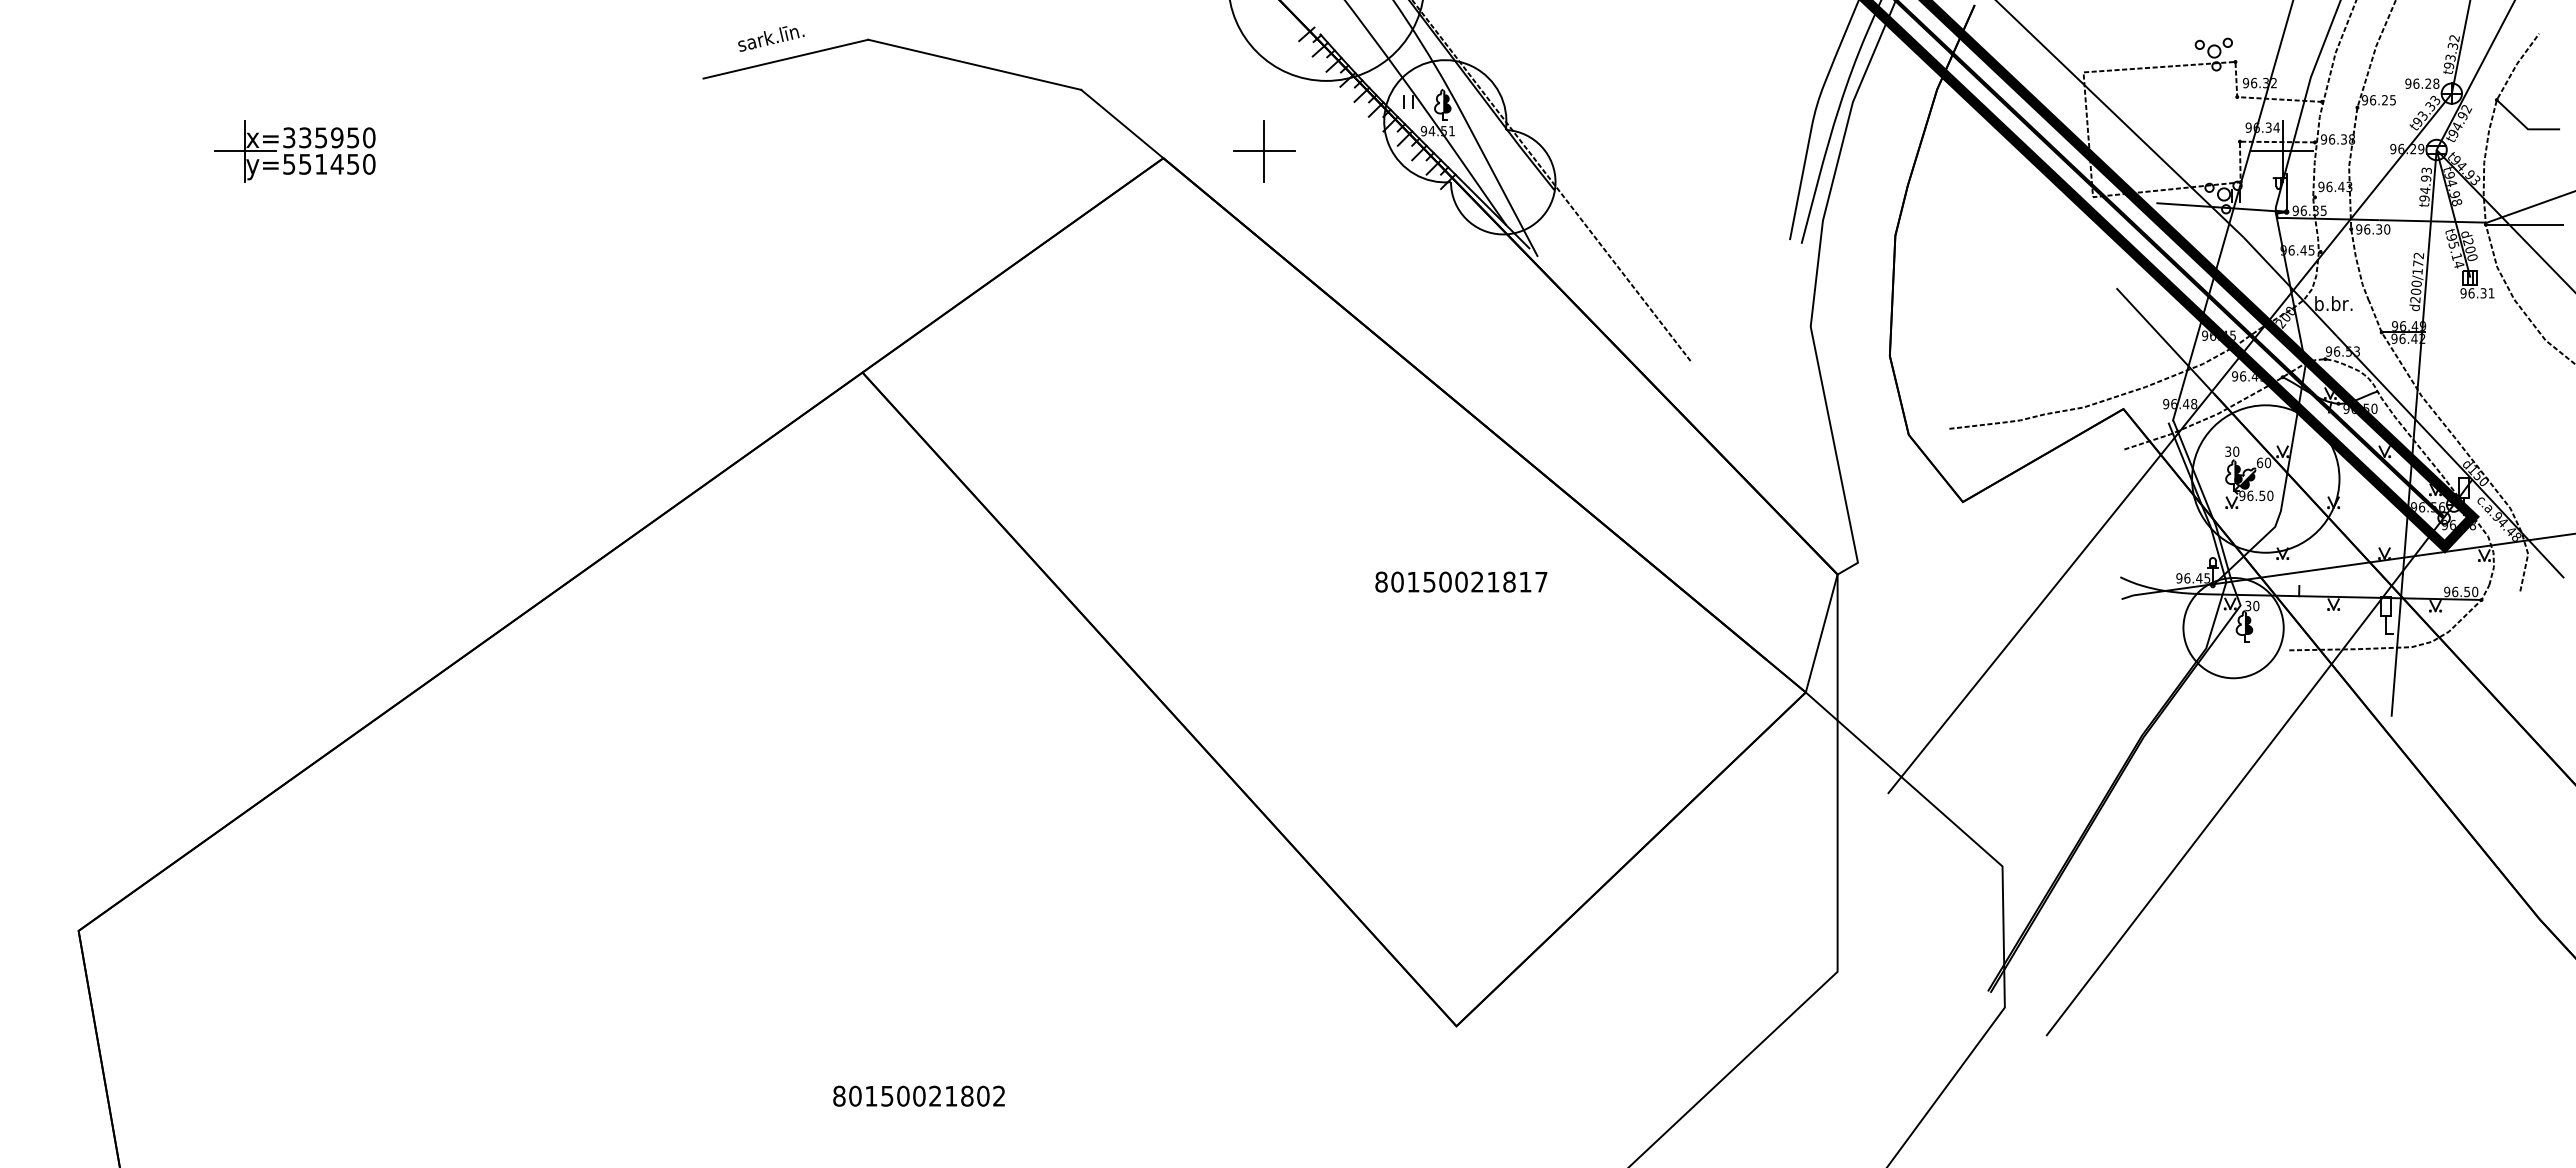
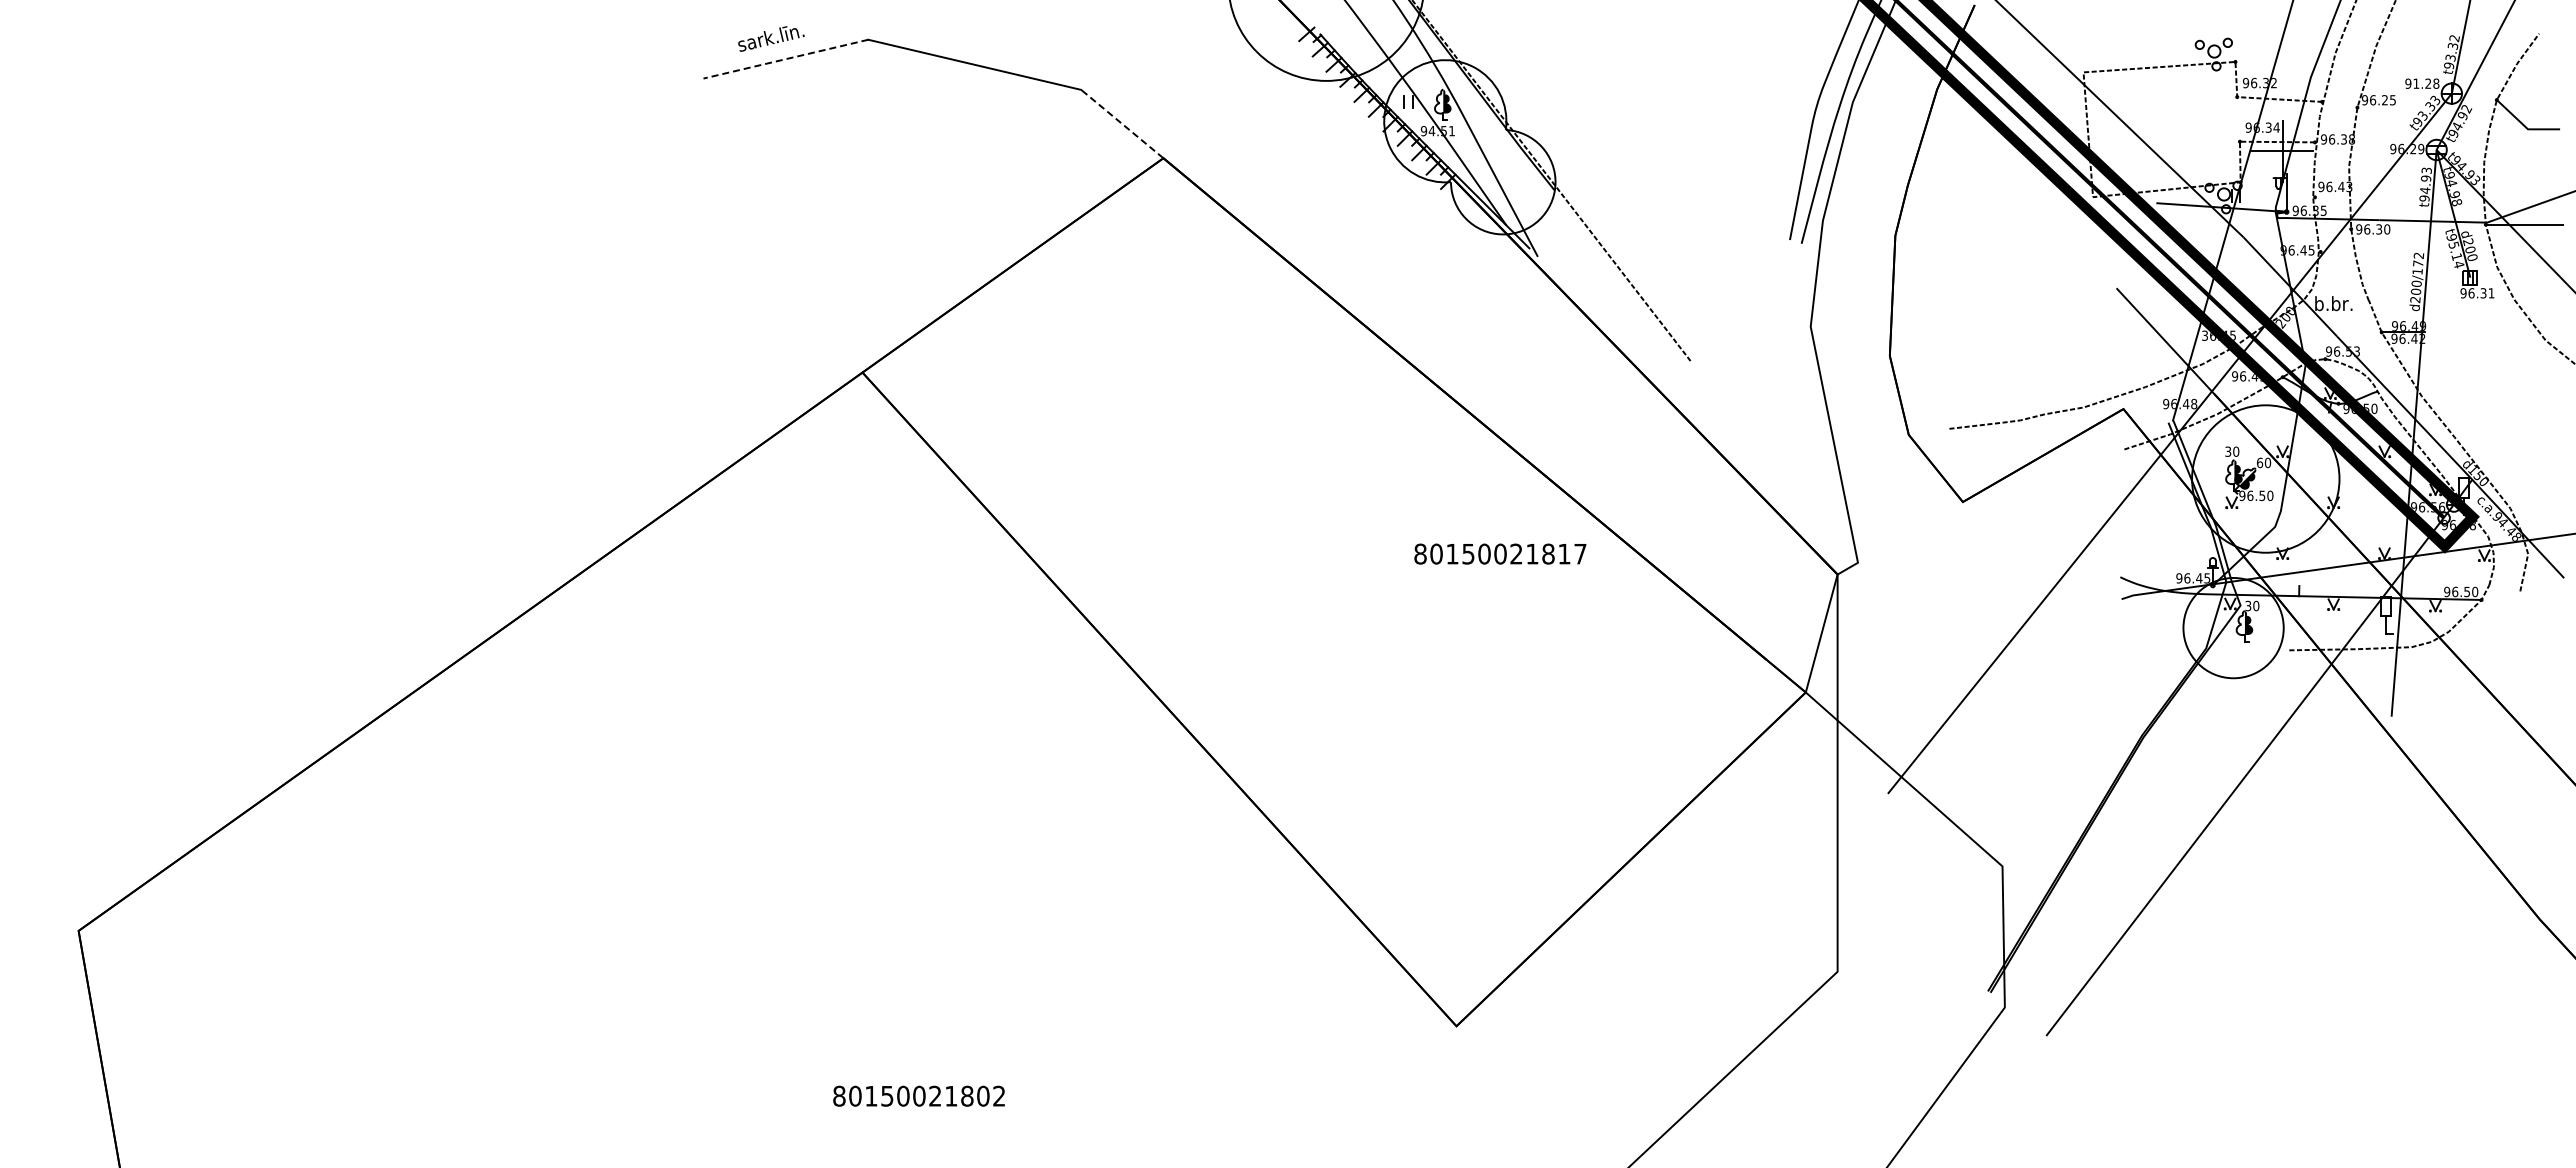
line: solid -> dashed (785, 59)
text: 96.28 -> 91.28 (2416, 83)
line: solid -> dashed (1121, 123)
part: present -> none (294, 151)
part: present -> none (1264, 151)
text: 96.45 -> 36.45 (2205, 335)
text position: (1461, 581) -> (1500, 553) (1500, 553)
